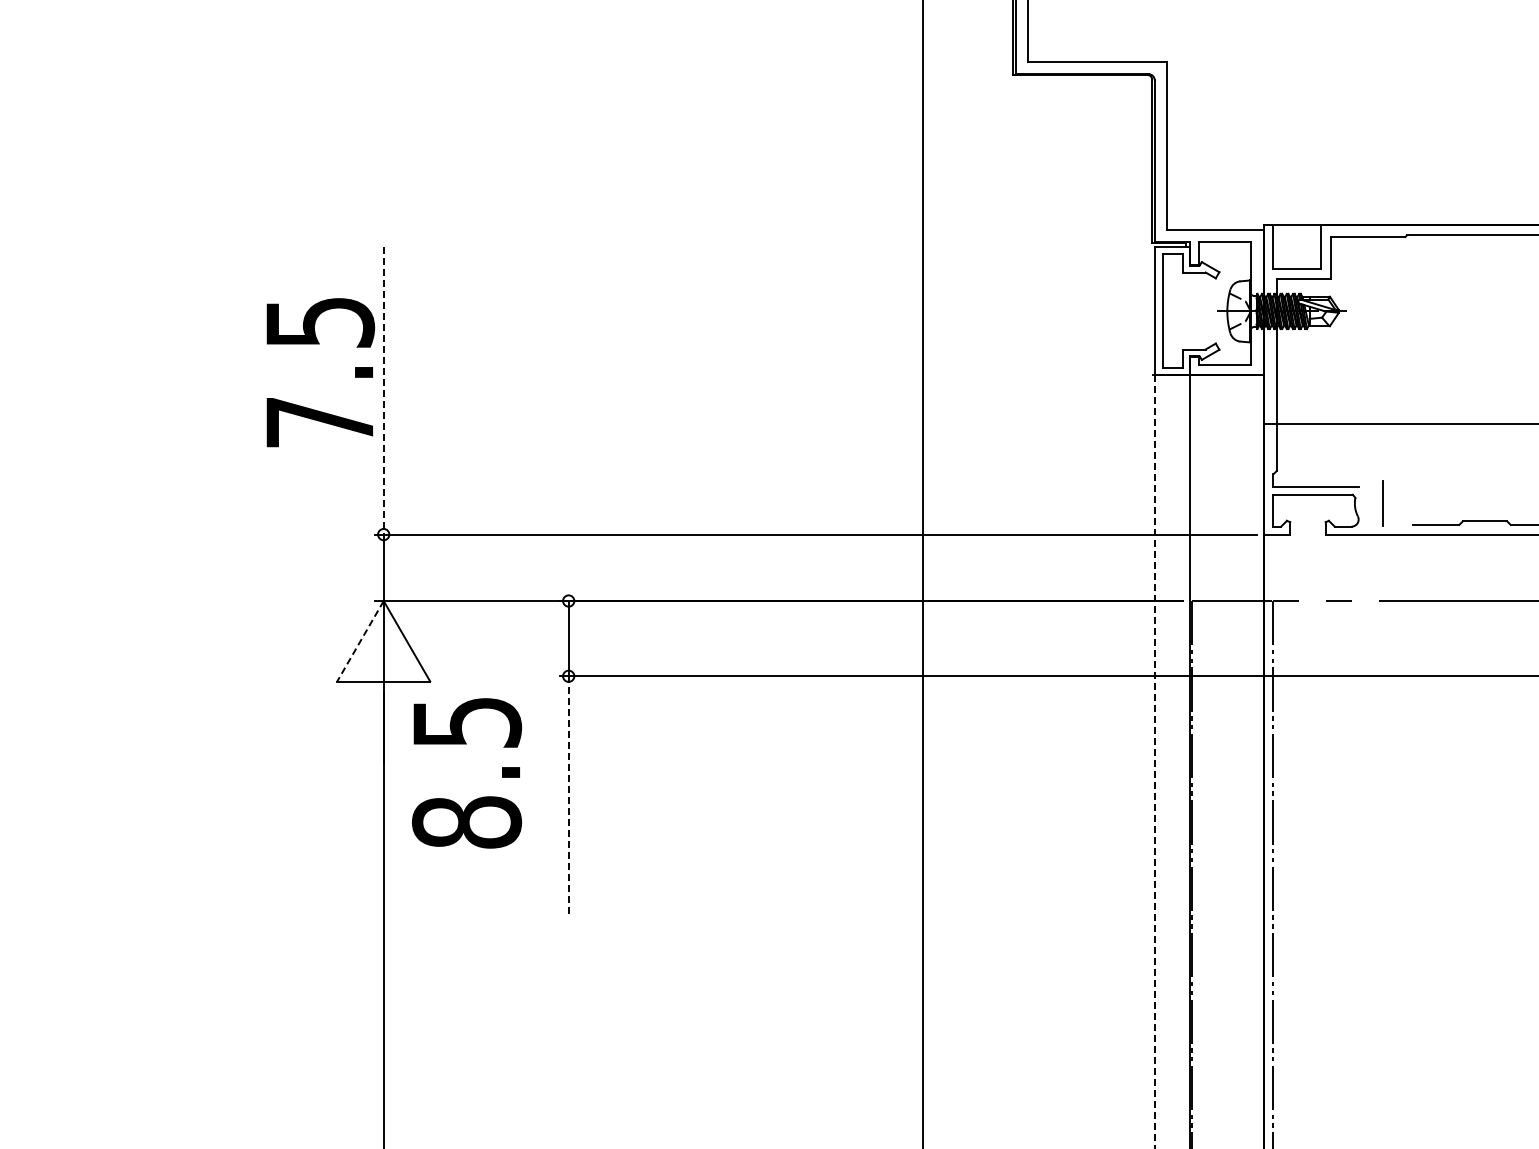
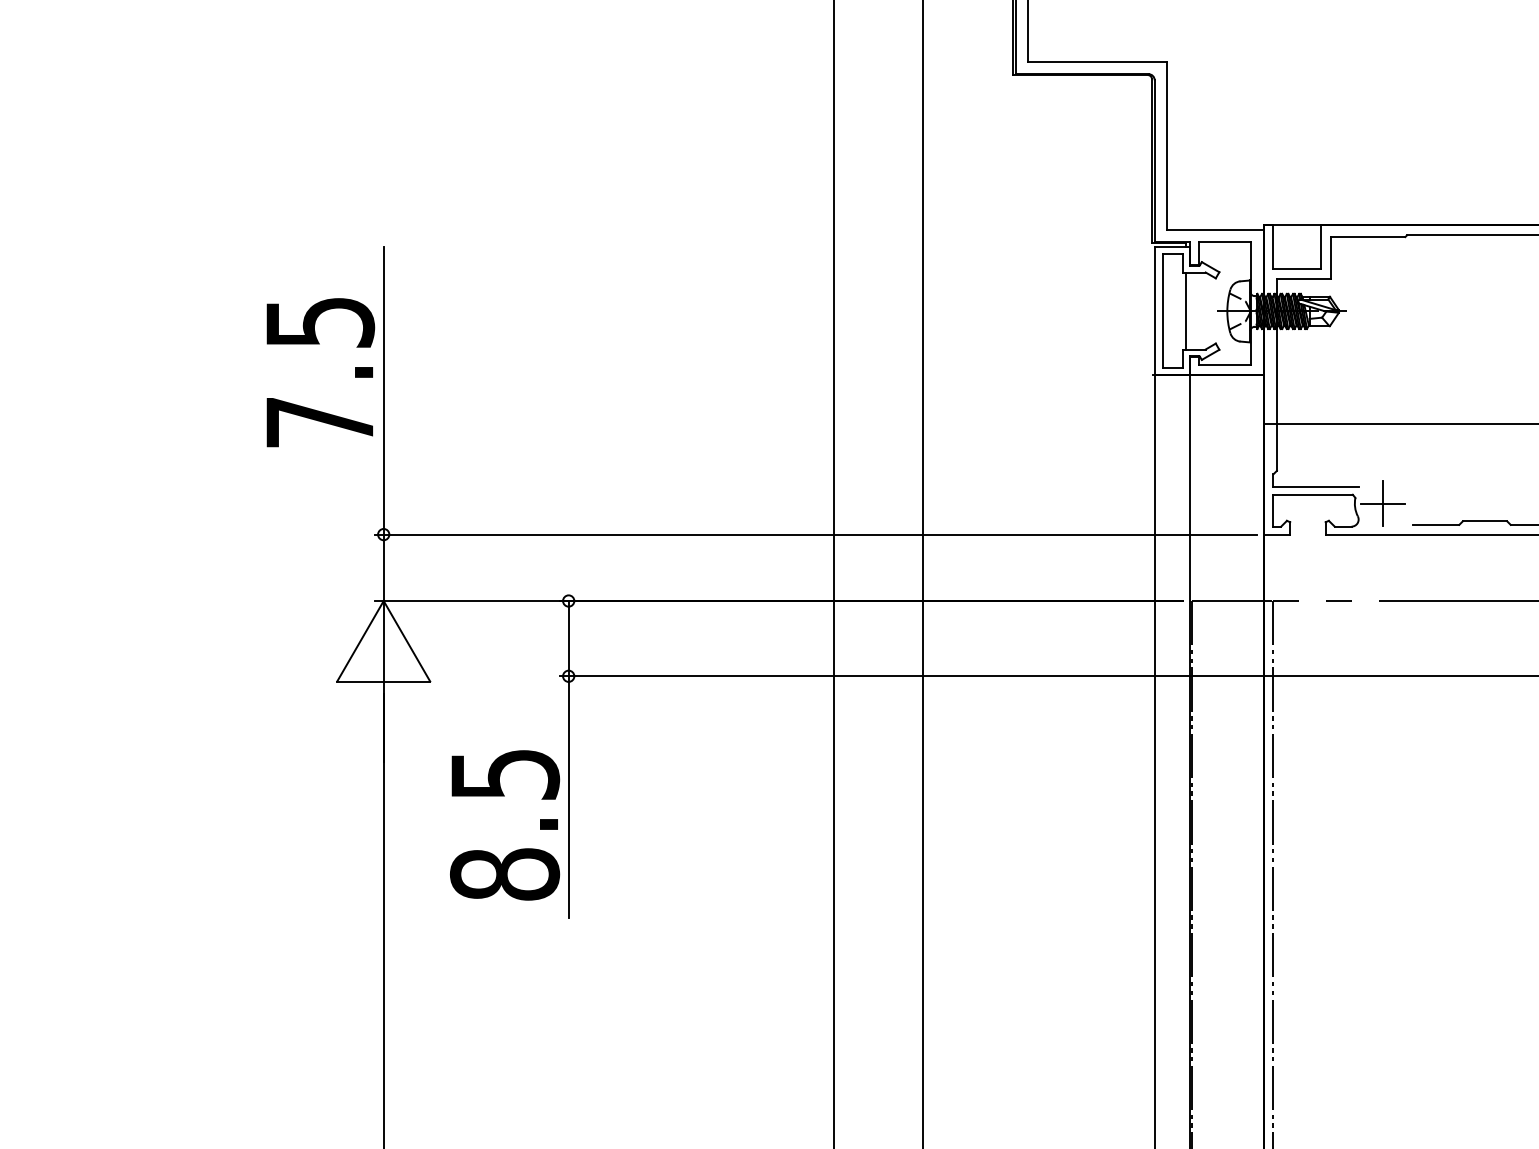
line: none -> present (1185, 310)
line: dashed -> solid (383, 390)
line: none -> present (1383, 503)
line: none -> present (834, 573)
line: dashed -> solid (360, 641)
line: dashed -> solid (1154, 762)
text position: (467, 773) -> (505, 825) (505, 825)
line: dashed -> solid (568, 797)
